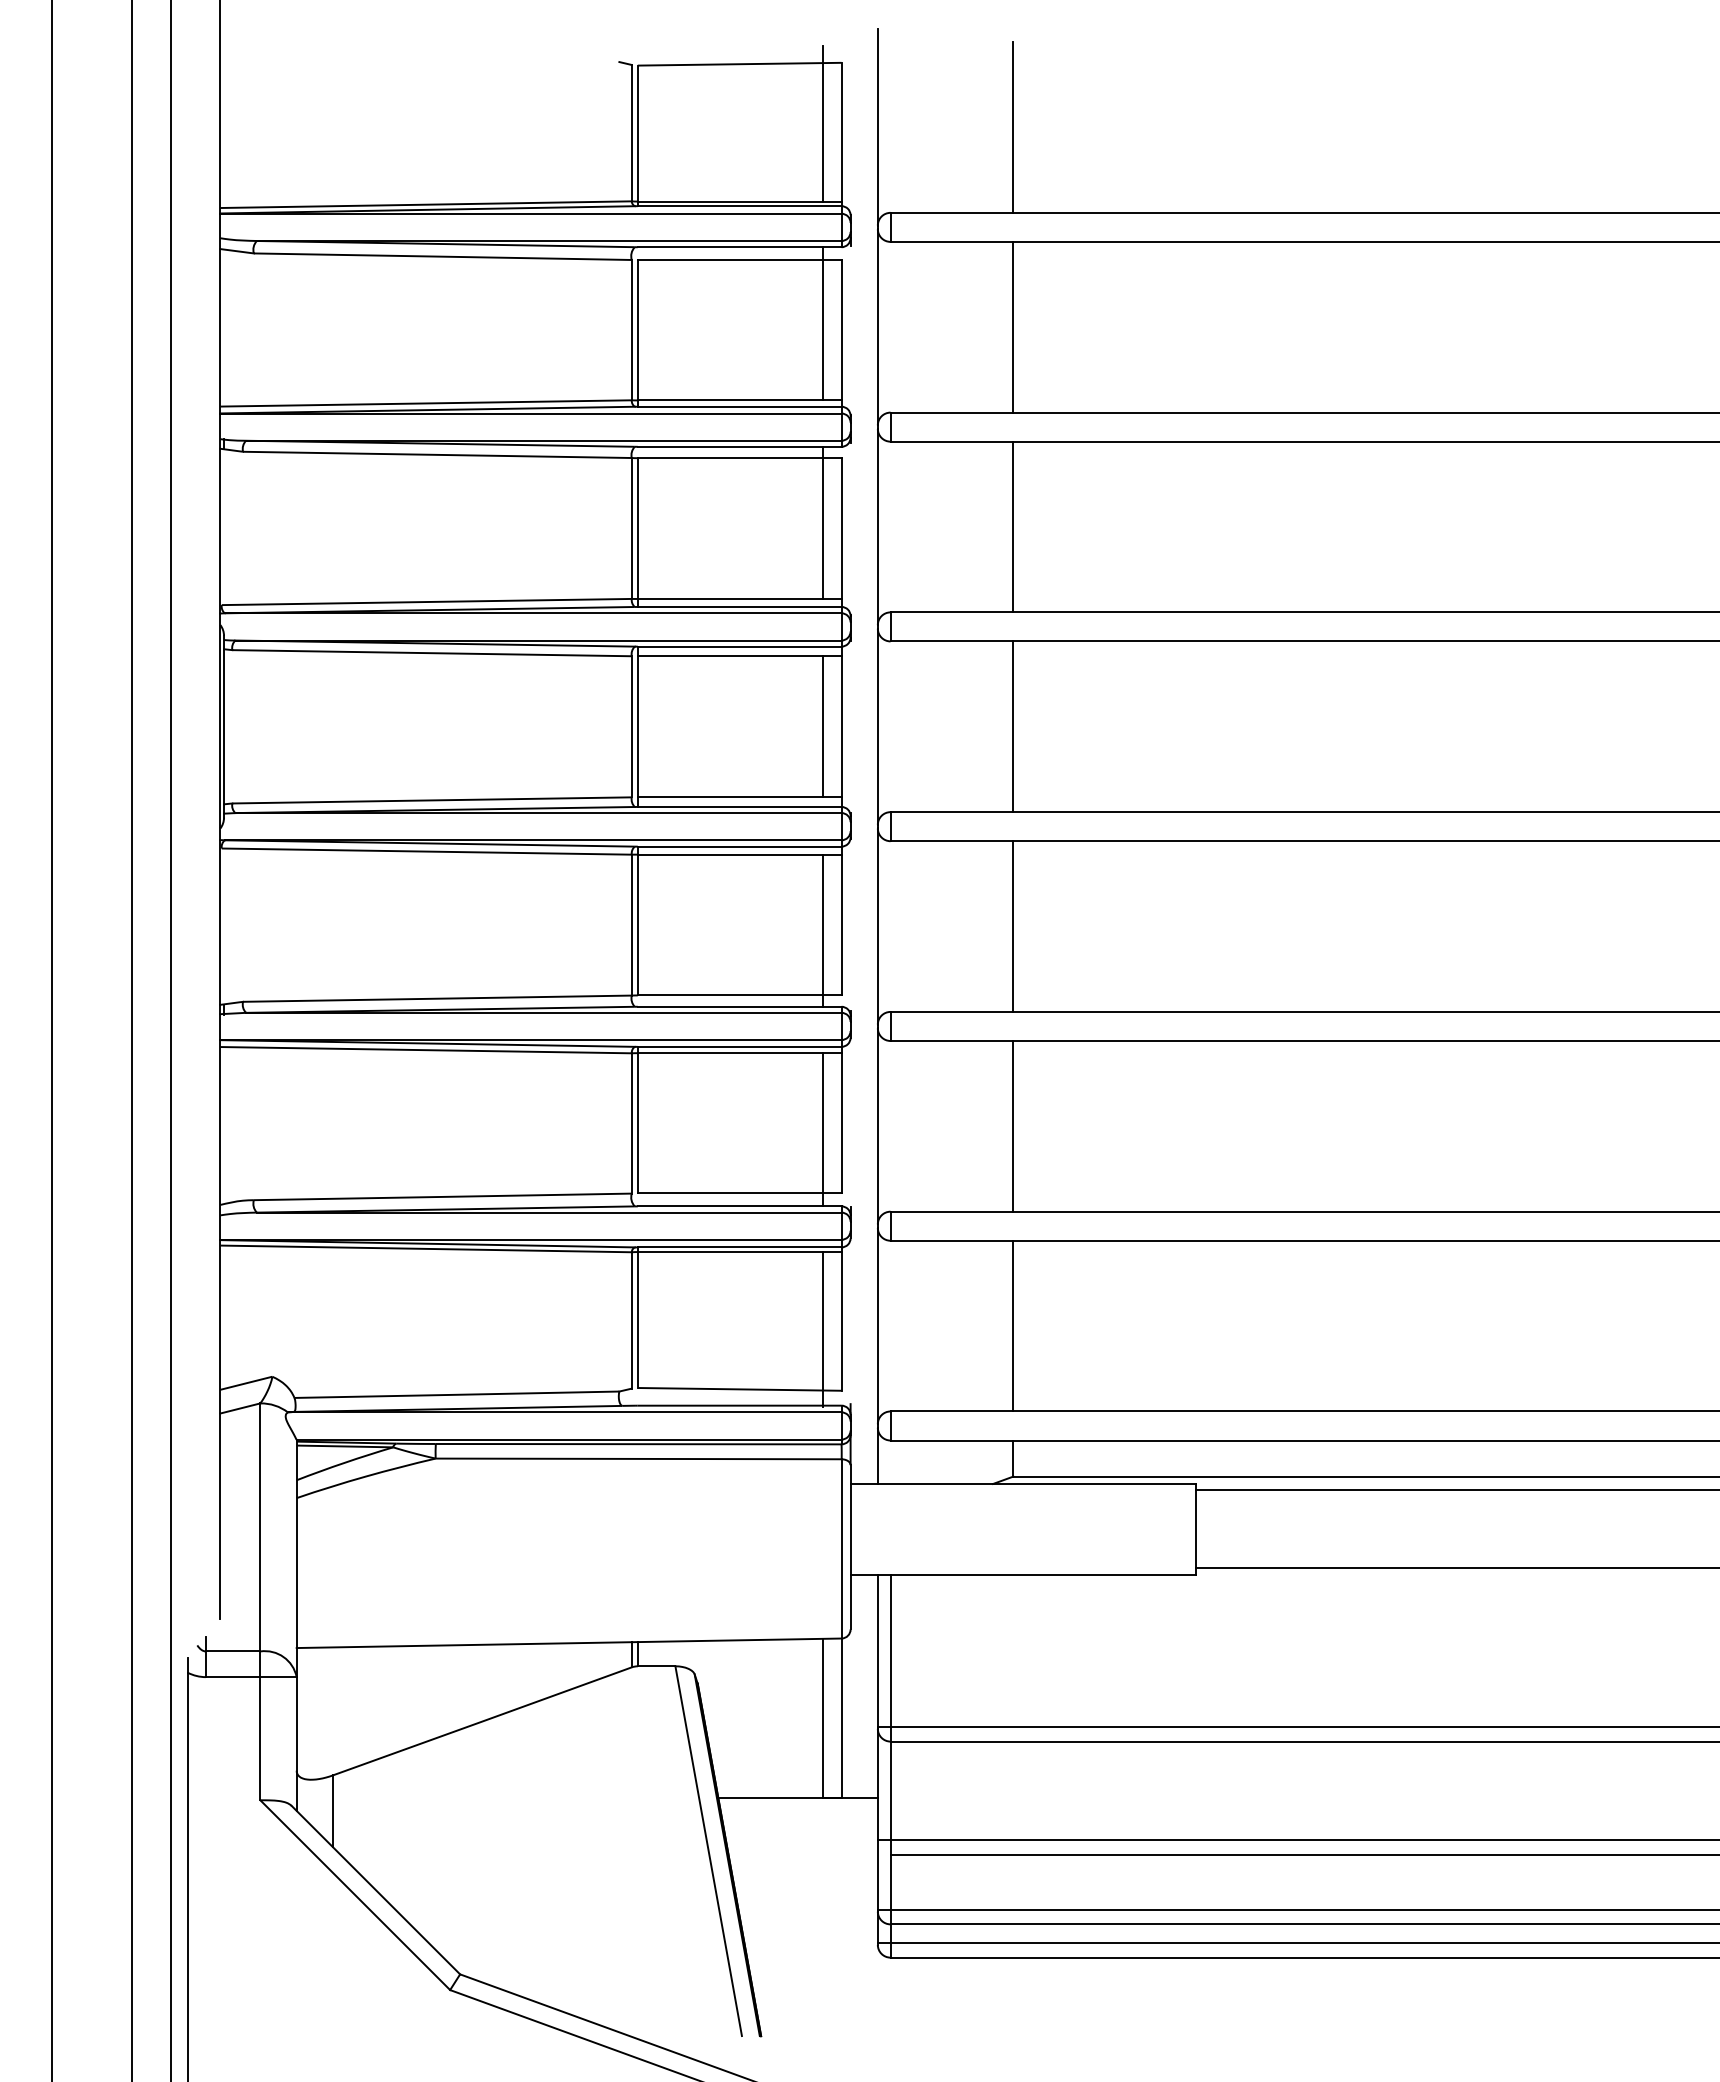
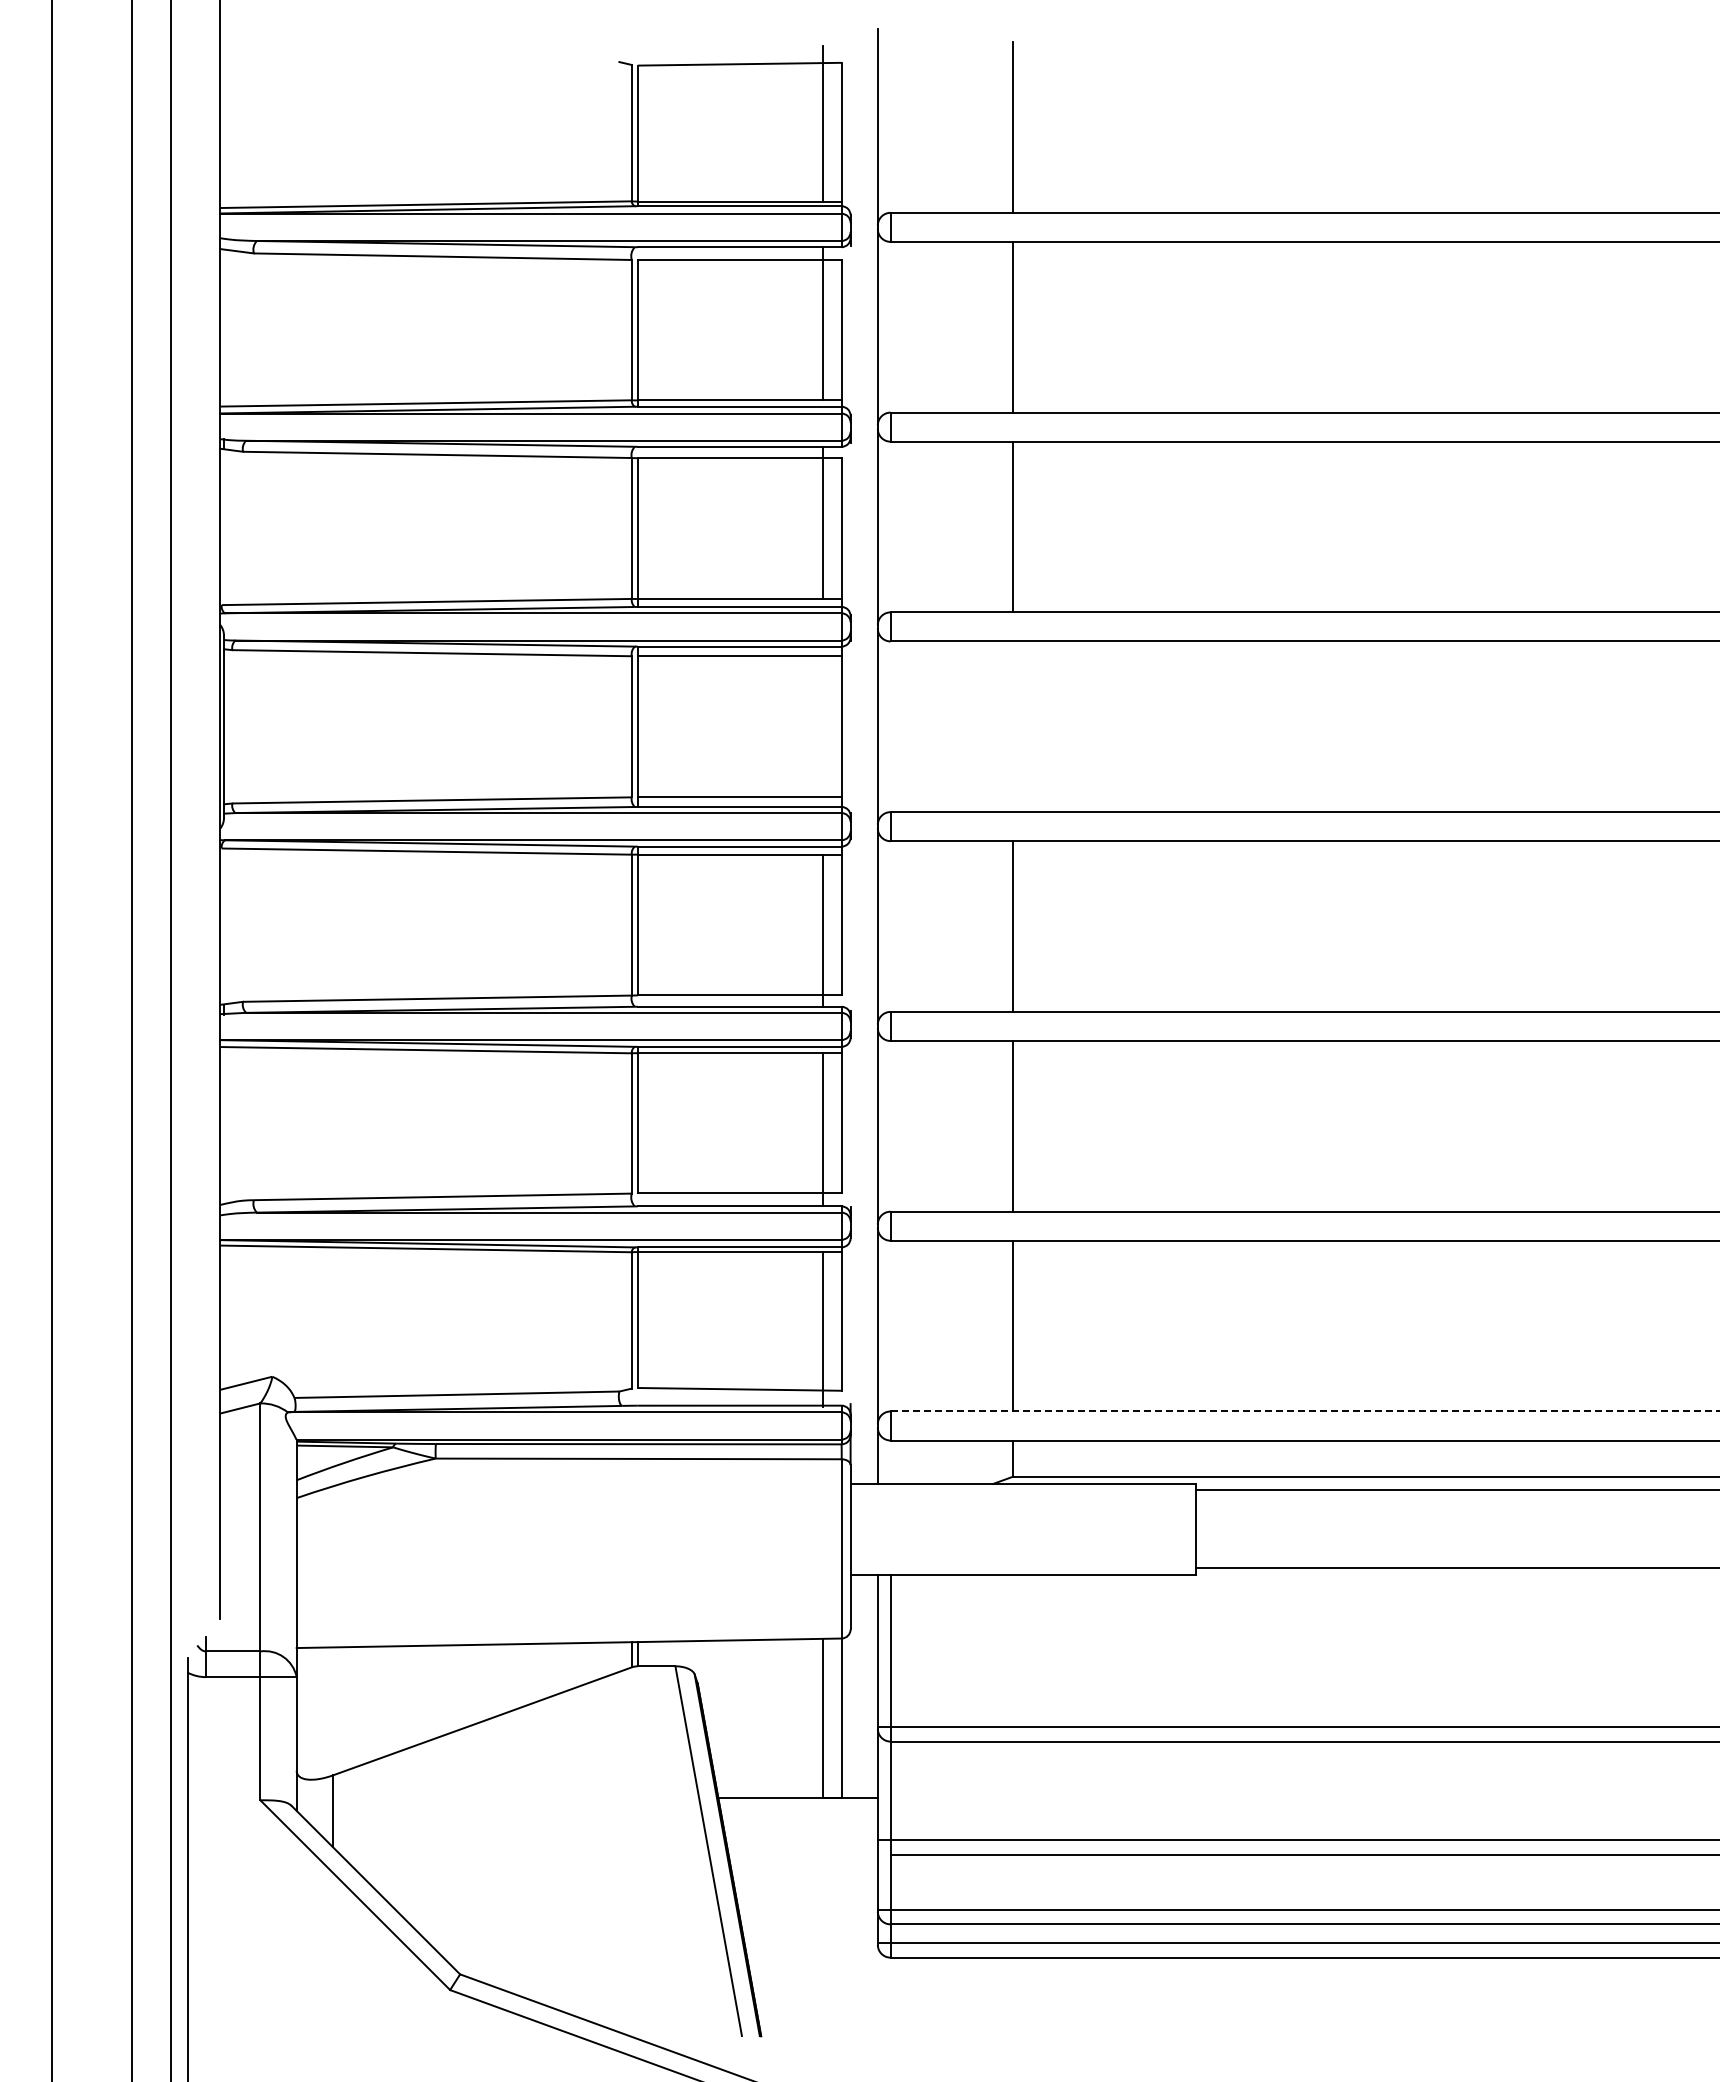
line: present -> none (823, 726)
line: present -> none (1013, 726)
line: solid -> dashed (1304, 1411)
